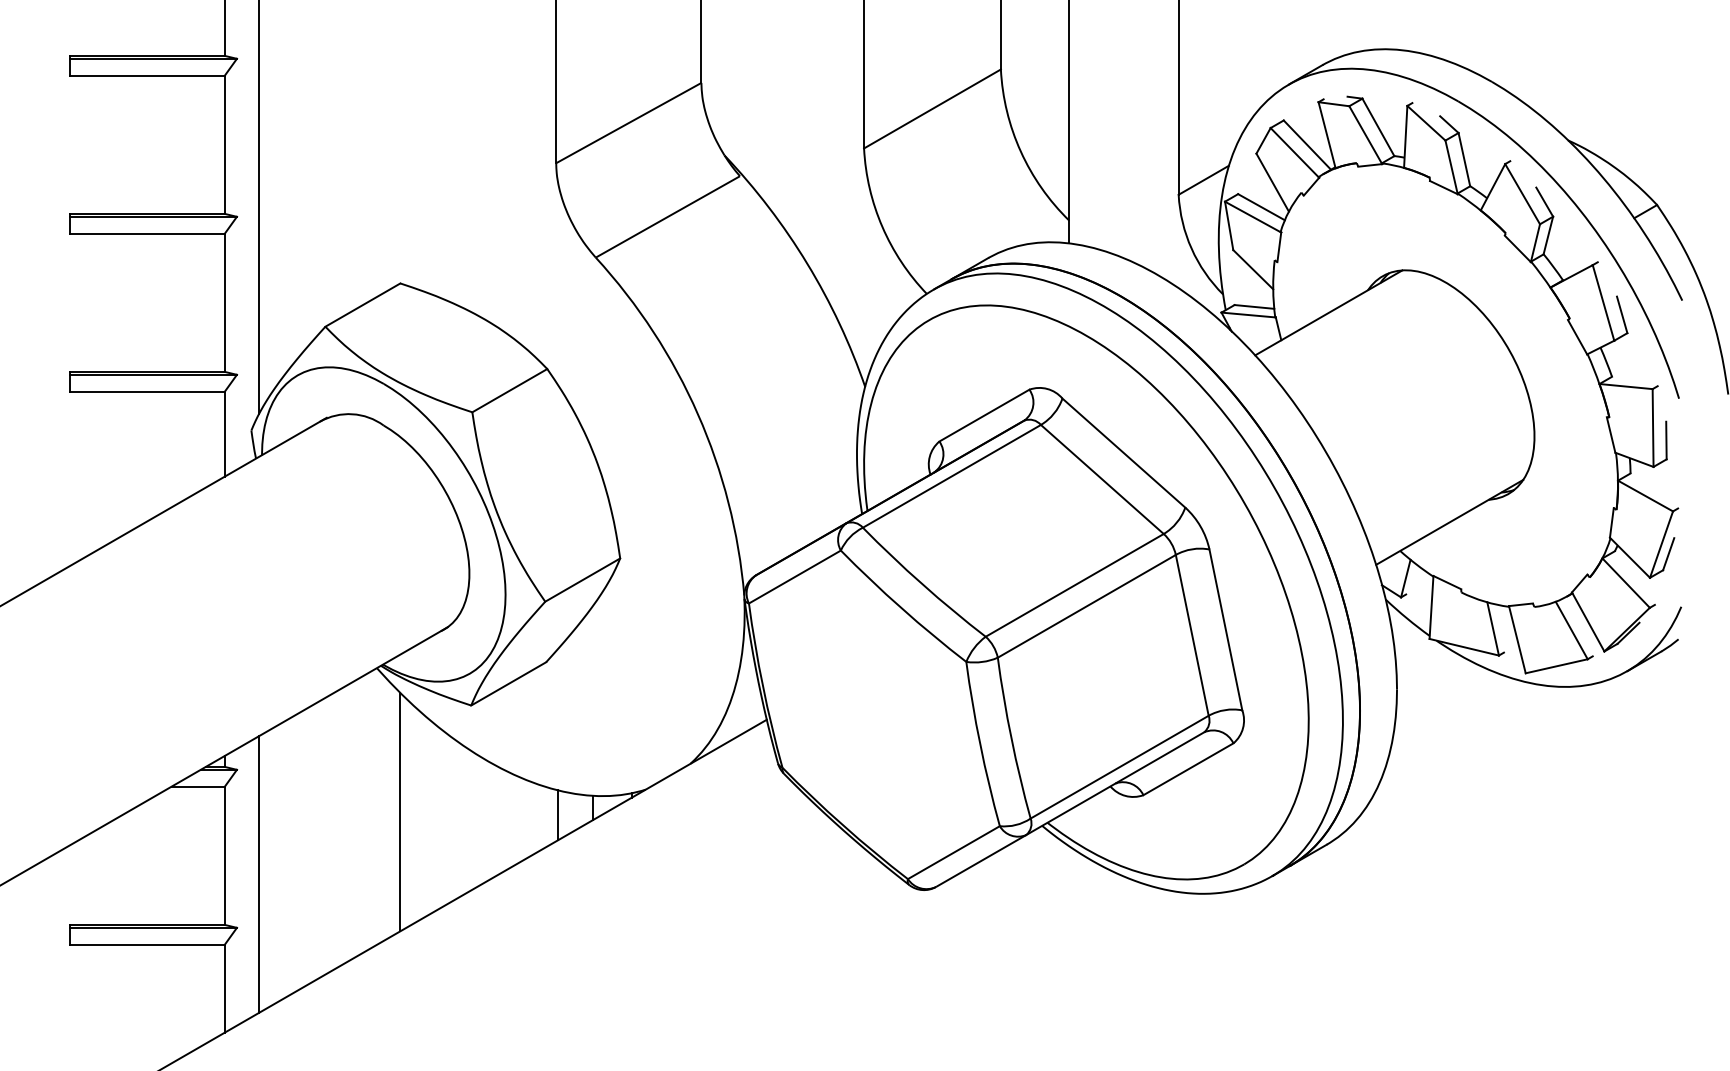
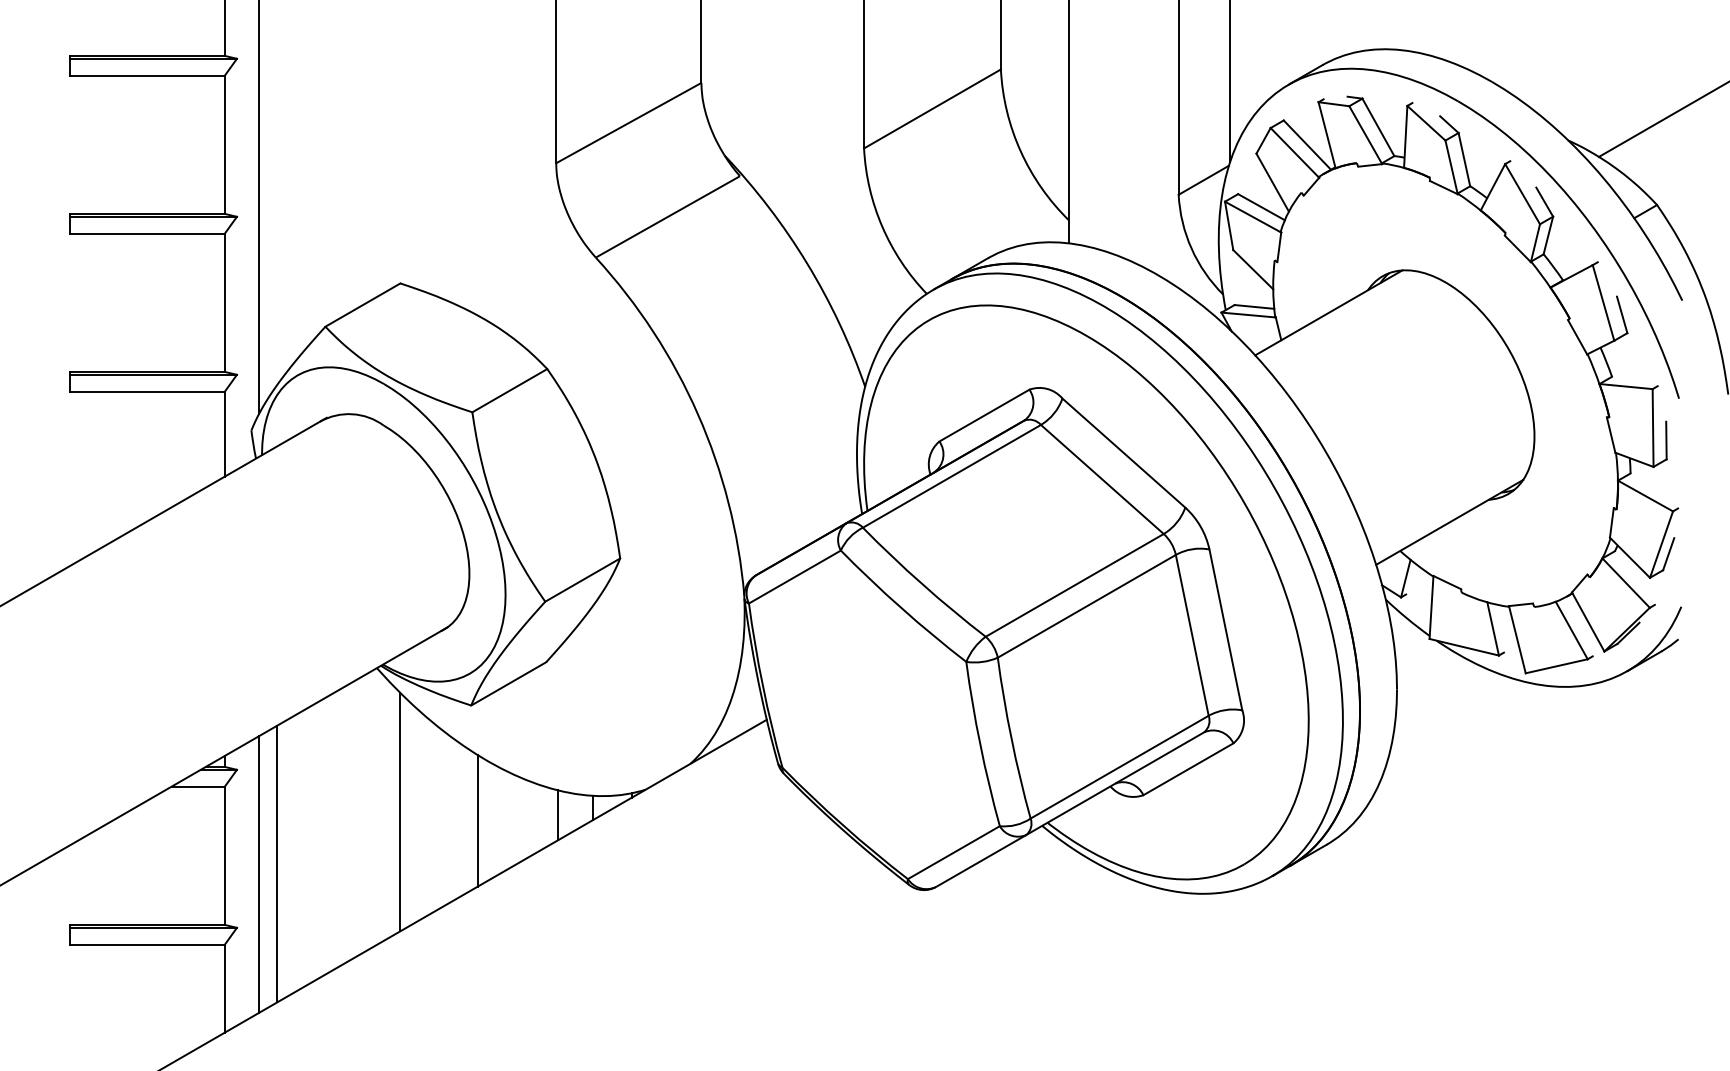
line: none -> present (1229, 82)
line: none -> present (1662, 119)
line: none -> present (477, 820)
line: none -> present (277, 863)
